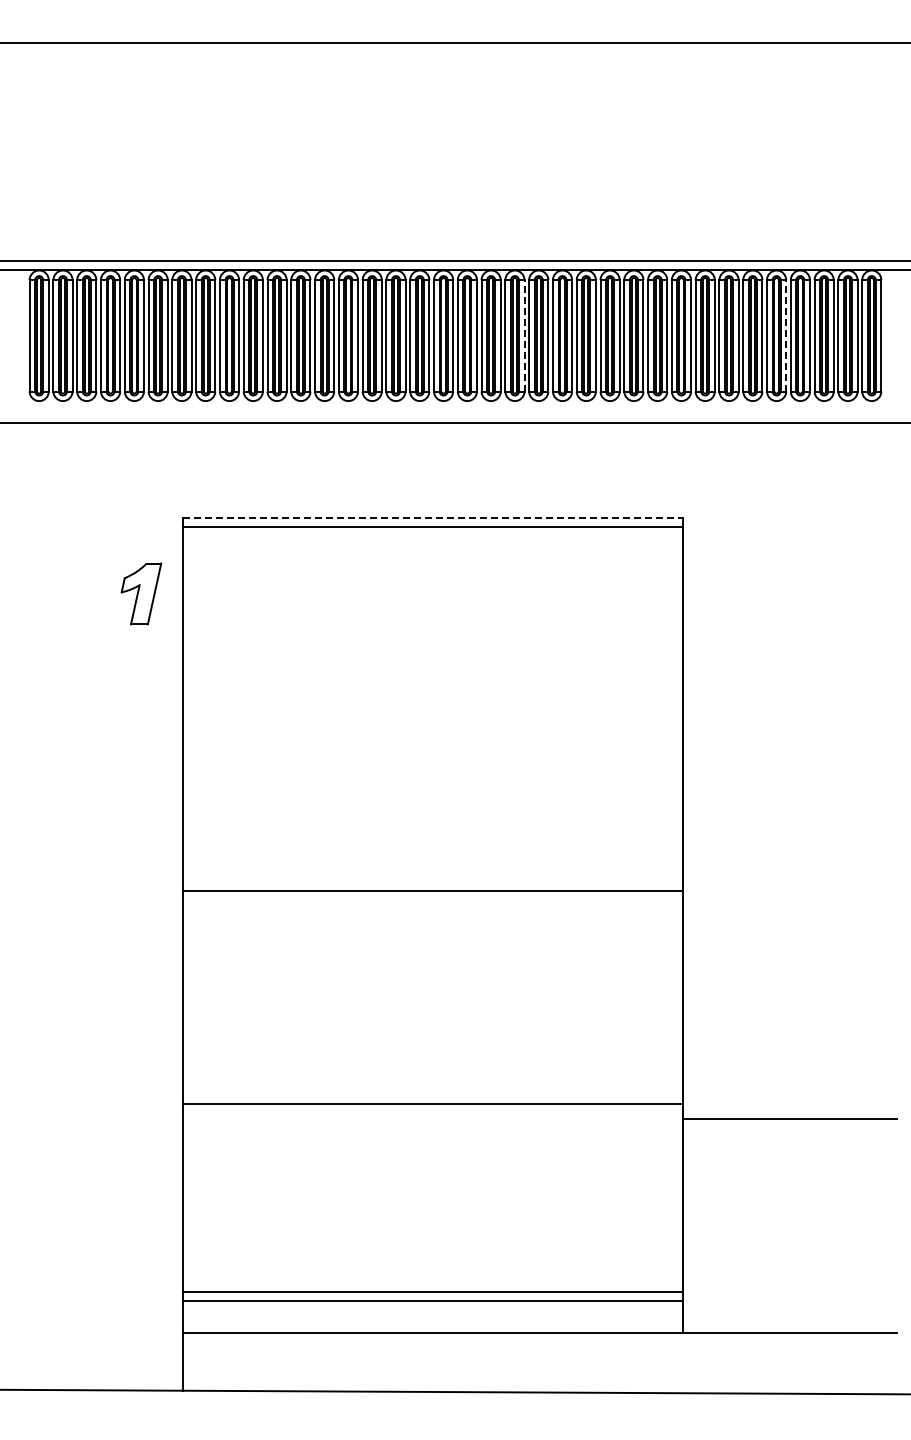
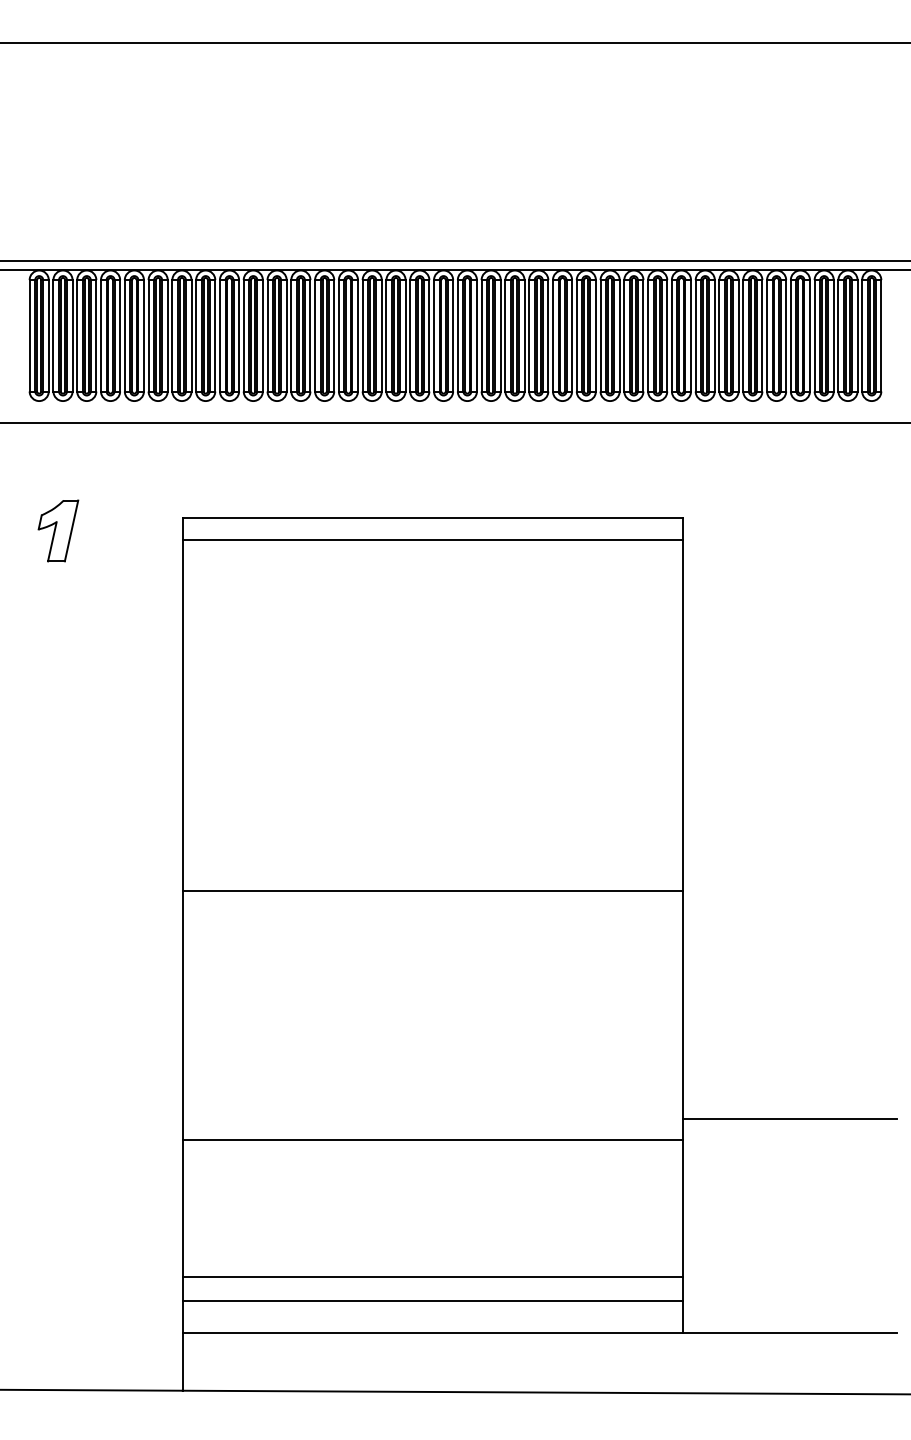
line: dashed -> solid (524, 335)
line: dashed -> solid (786, 335)
line: dashed -> solid (433, 518)
line position: (432, 526) -> (432, 539) (432, 539)
part position: (141, 593) -> (58, 530) (58, 530)
line position: (432, 1103) -> (432, 1139) (432, 1139)
line position: (432, 1292) -> (432, 1277) (432, 1277)
